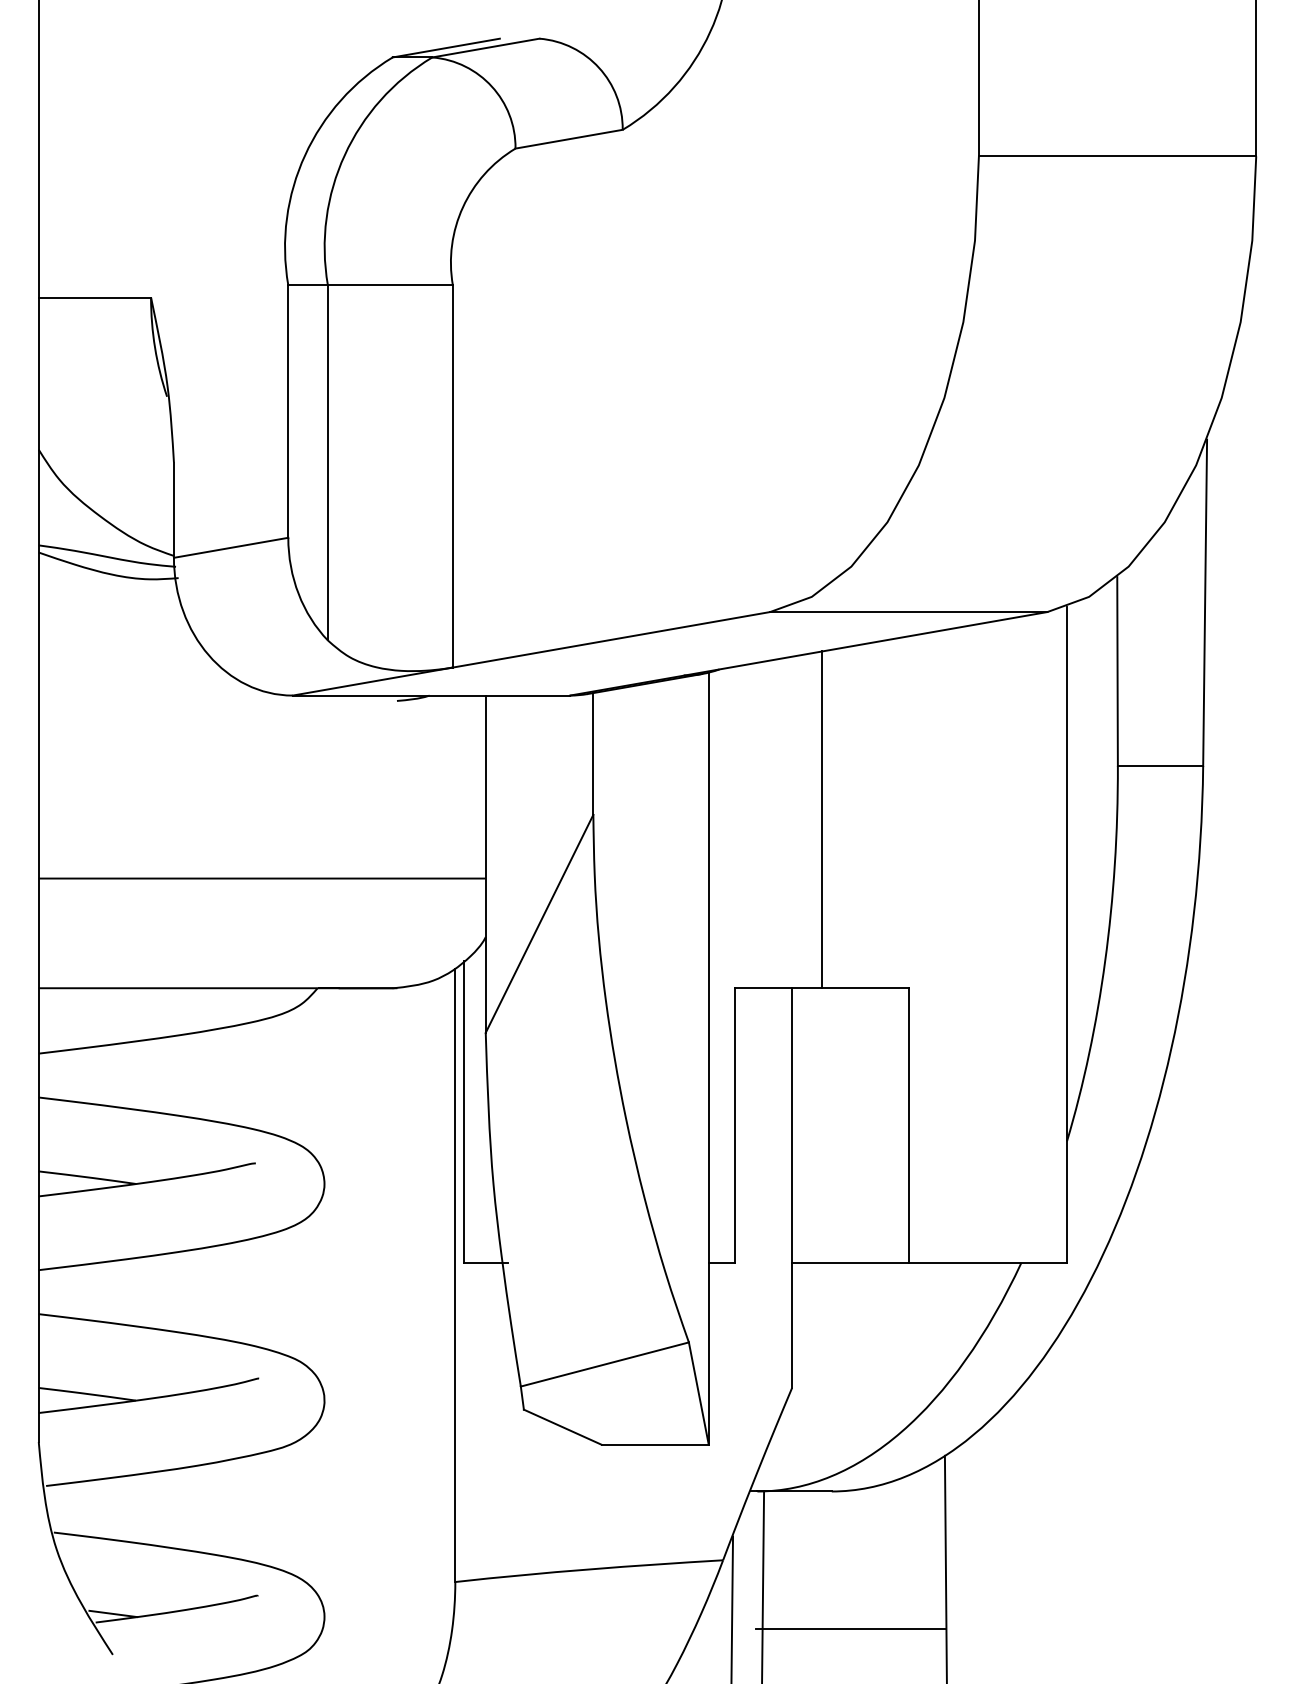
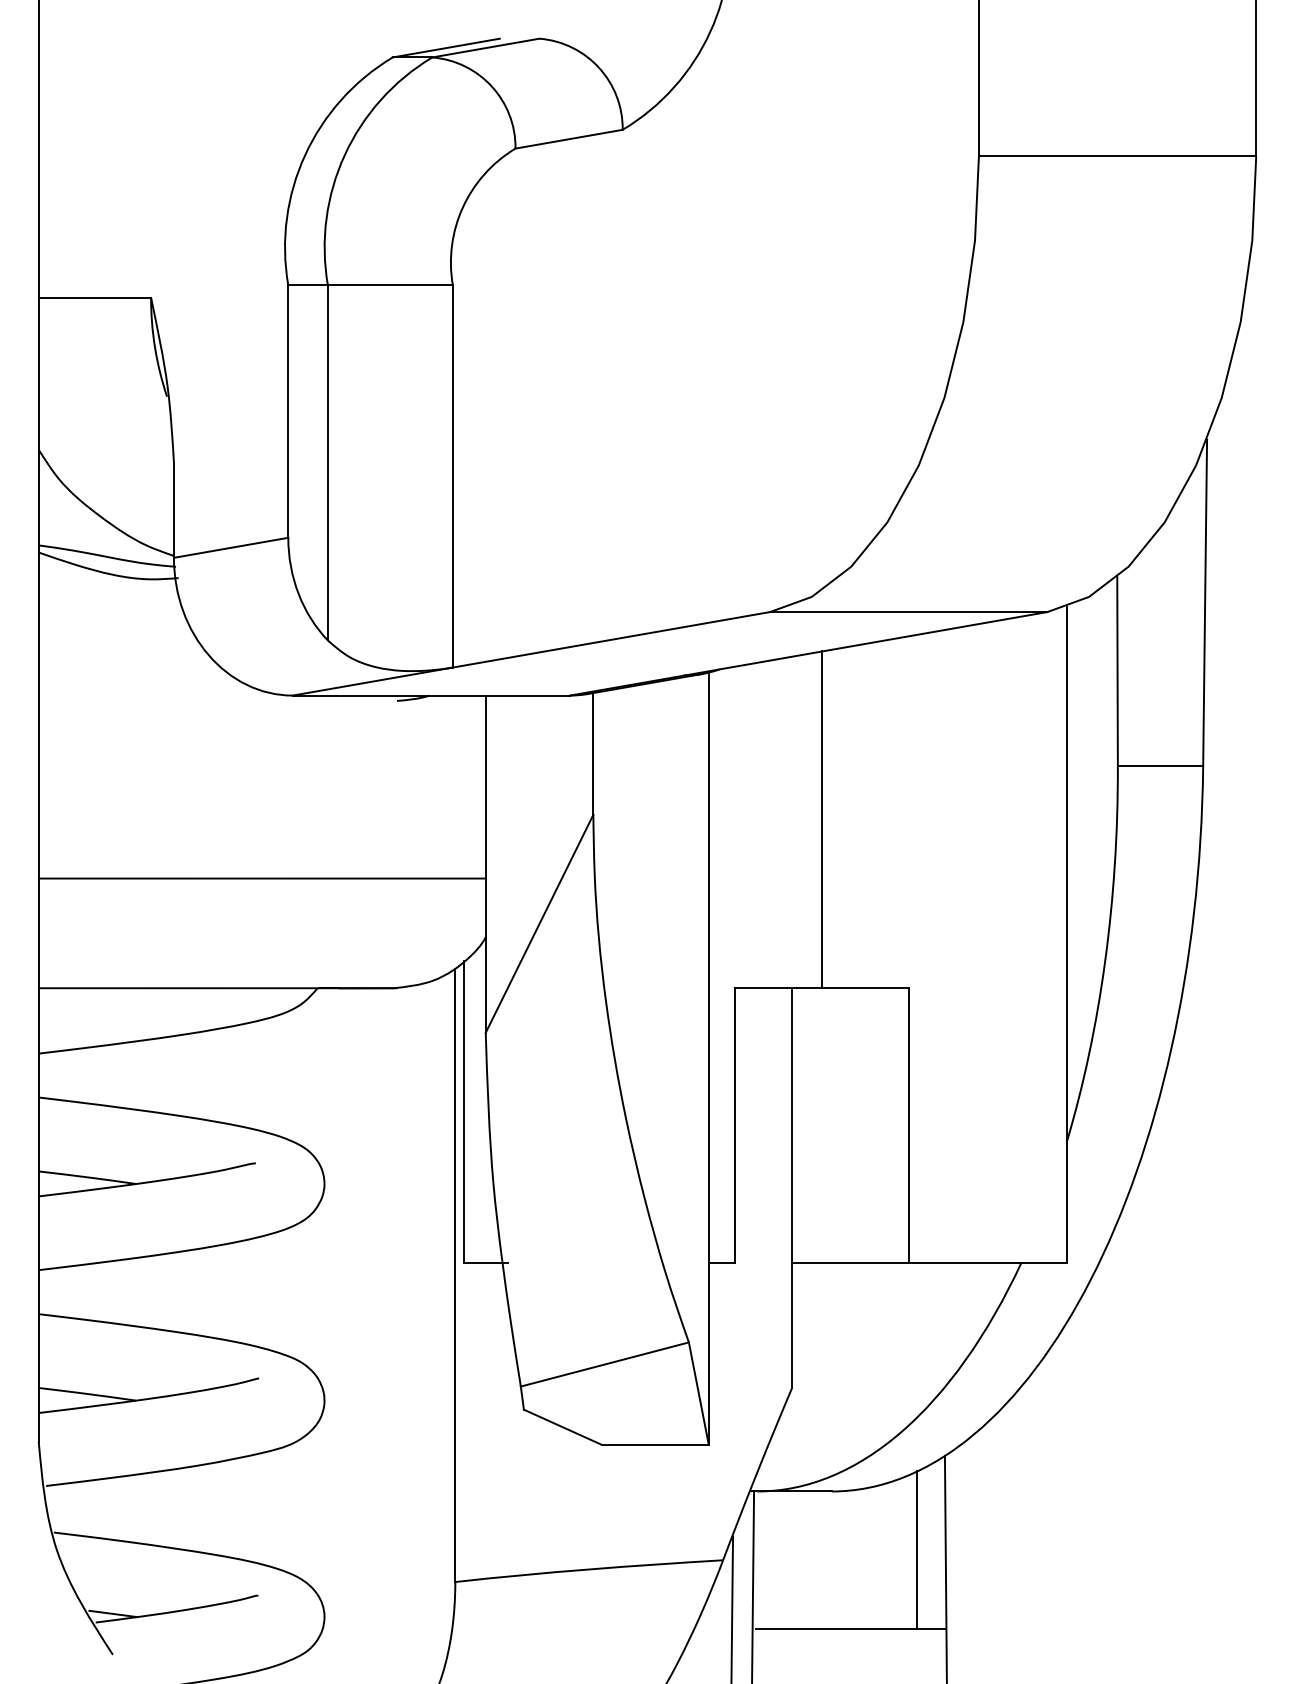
line: none -> present (916, 1549)
line position: (763, 1585) -> (753, 1585) (753, 1585)
